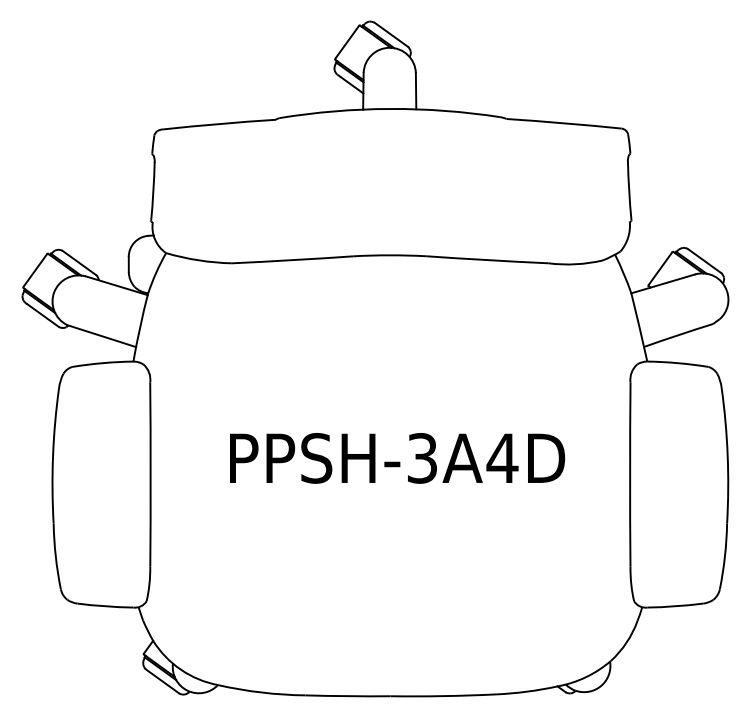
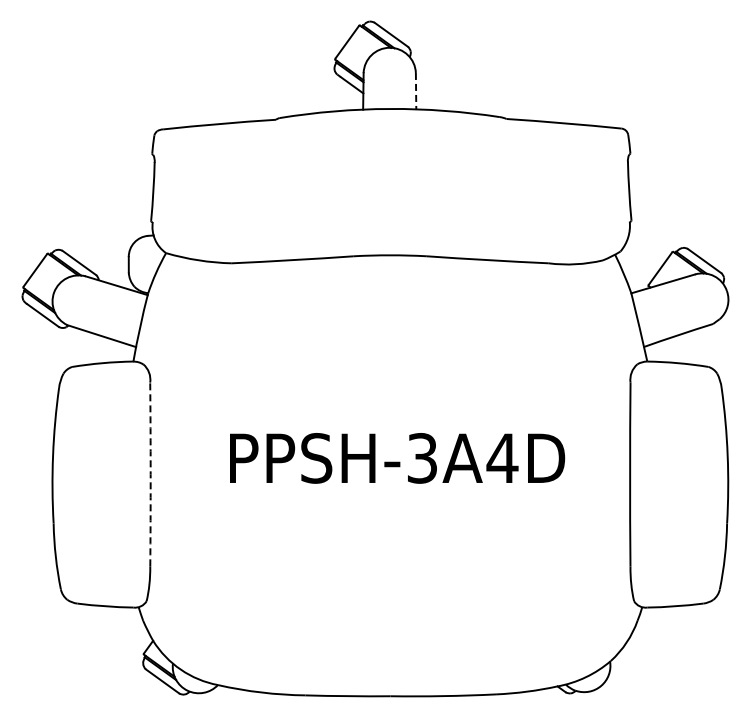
line: solid -> dashed (416, 91)
arc: solid -> dashed (150, 474)
